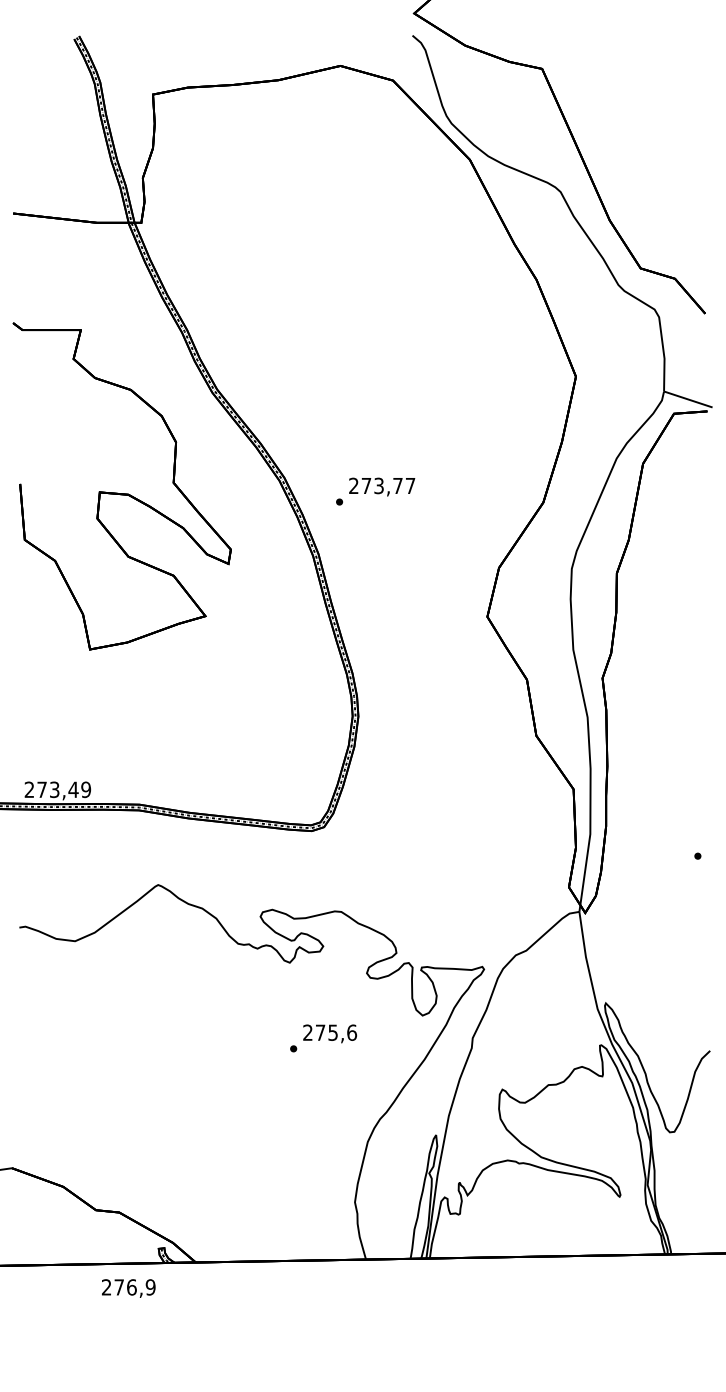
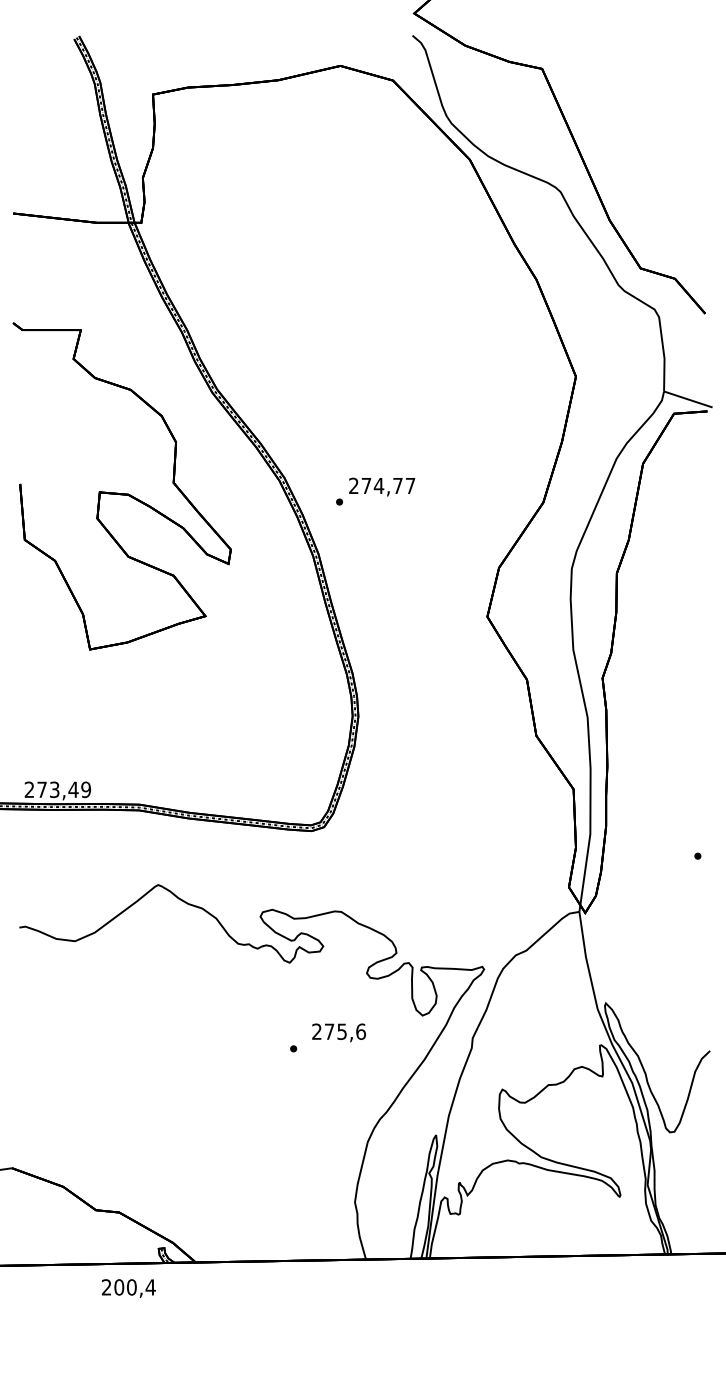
text: 273,77 -> 274,77 (378, 485)
text position: (330, 1033) -> (339, 1032) (339, 1032)
text: 276,9 -> 200,4 (134, 1287)
